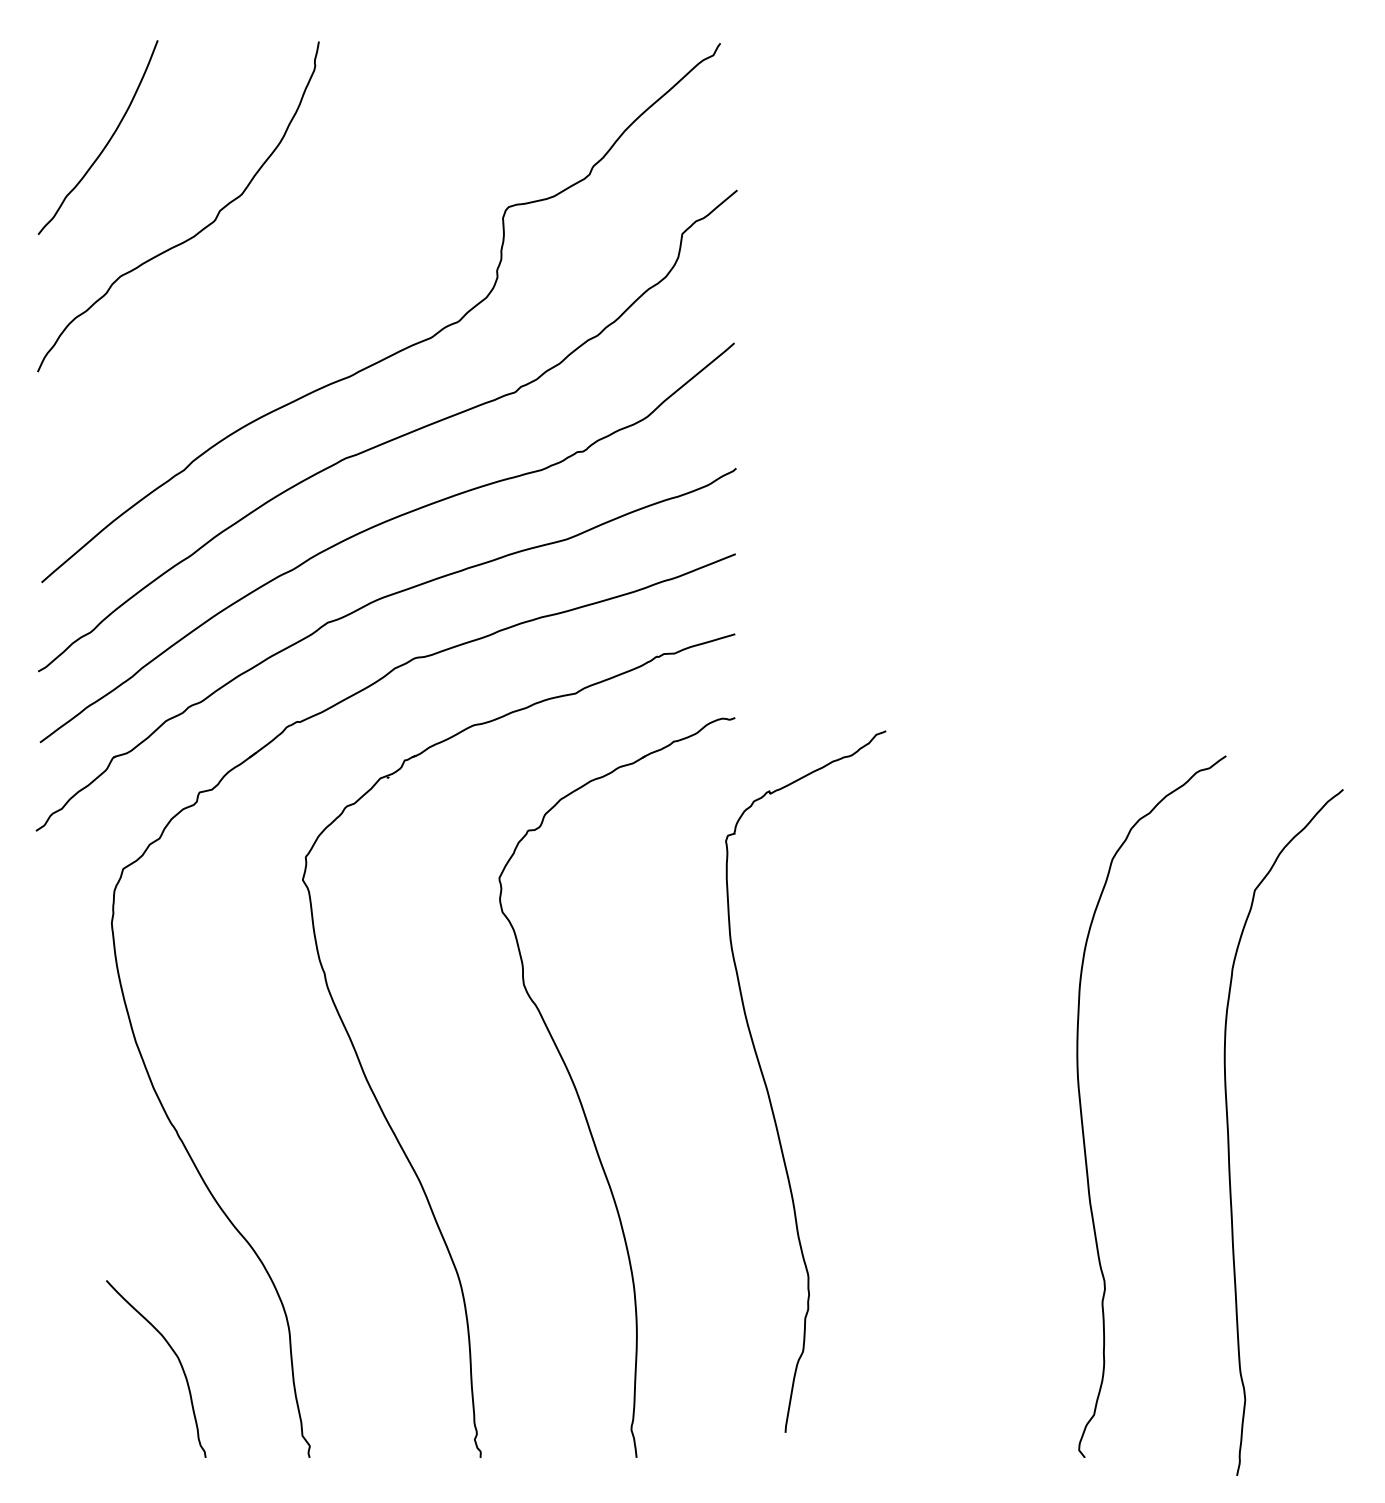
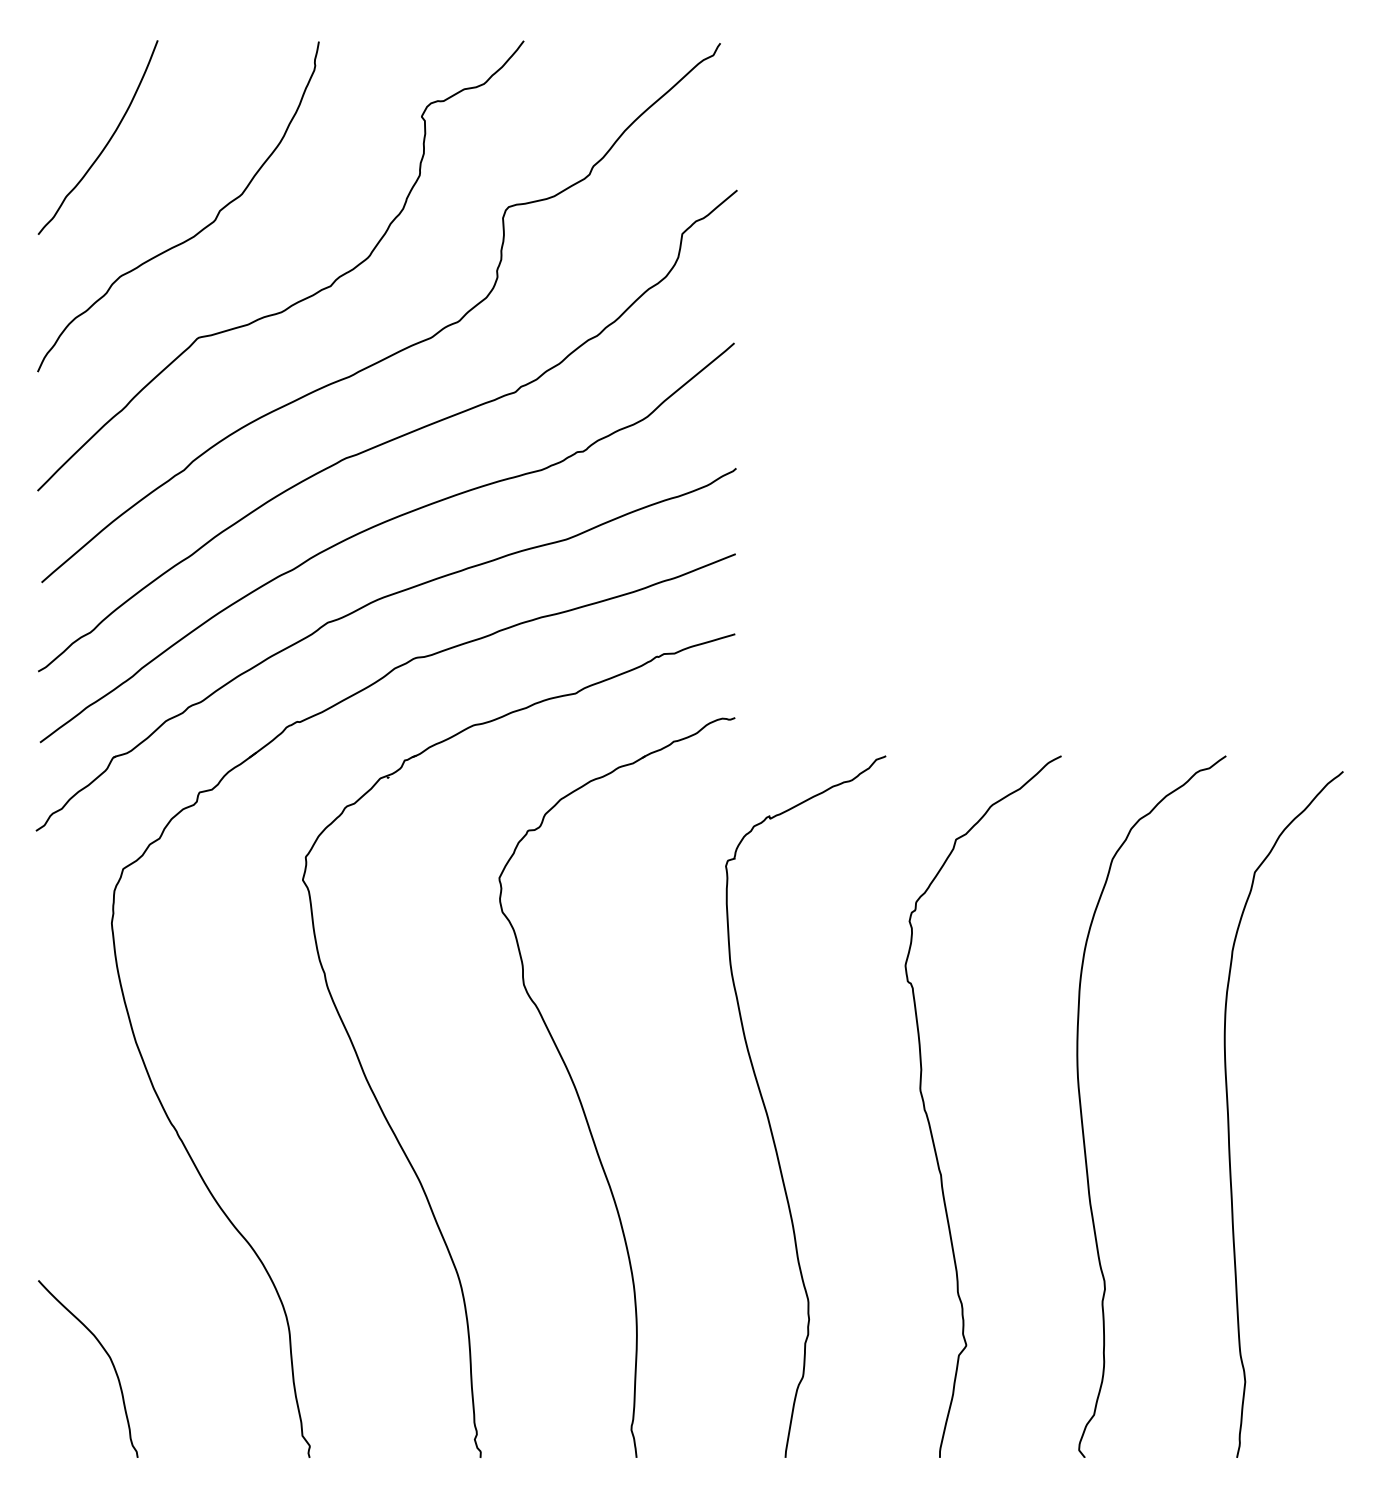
curve: none -> present (297, 301)
curve position: (769, 1093) -> (769, 1118) (769, 1118)
curve: none -> present (929, 1120)
curve position: (1229, 1136) -> (1229, 1118) (1229, 1118)
curve position: (174, 1354) -> (106, 1354) (106, 1354)
